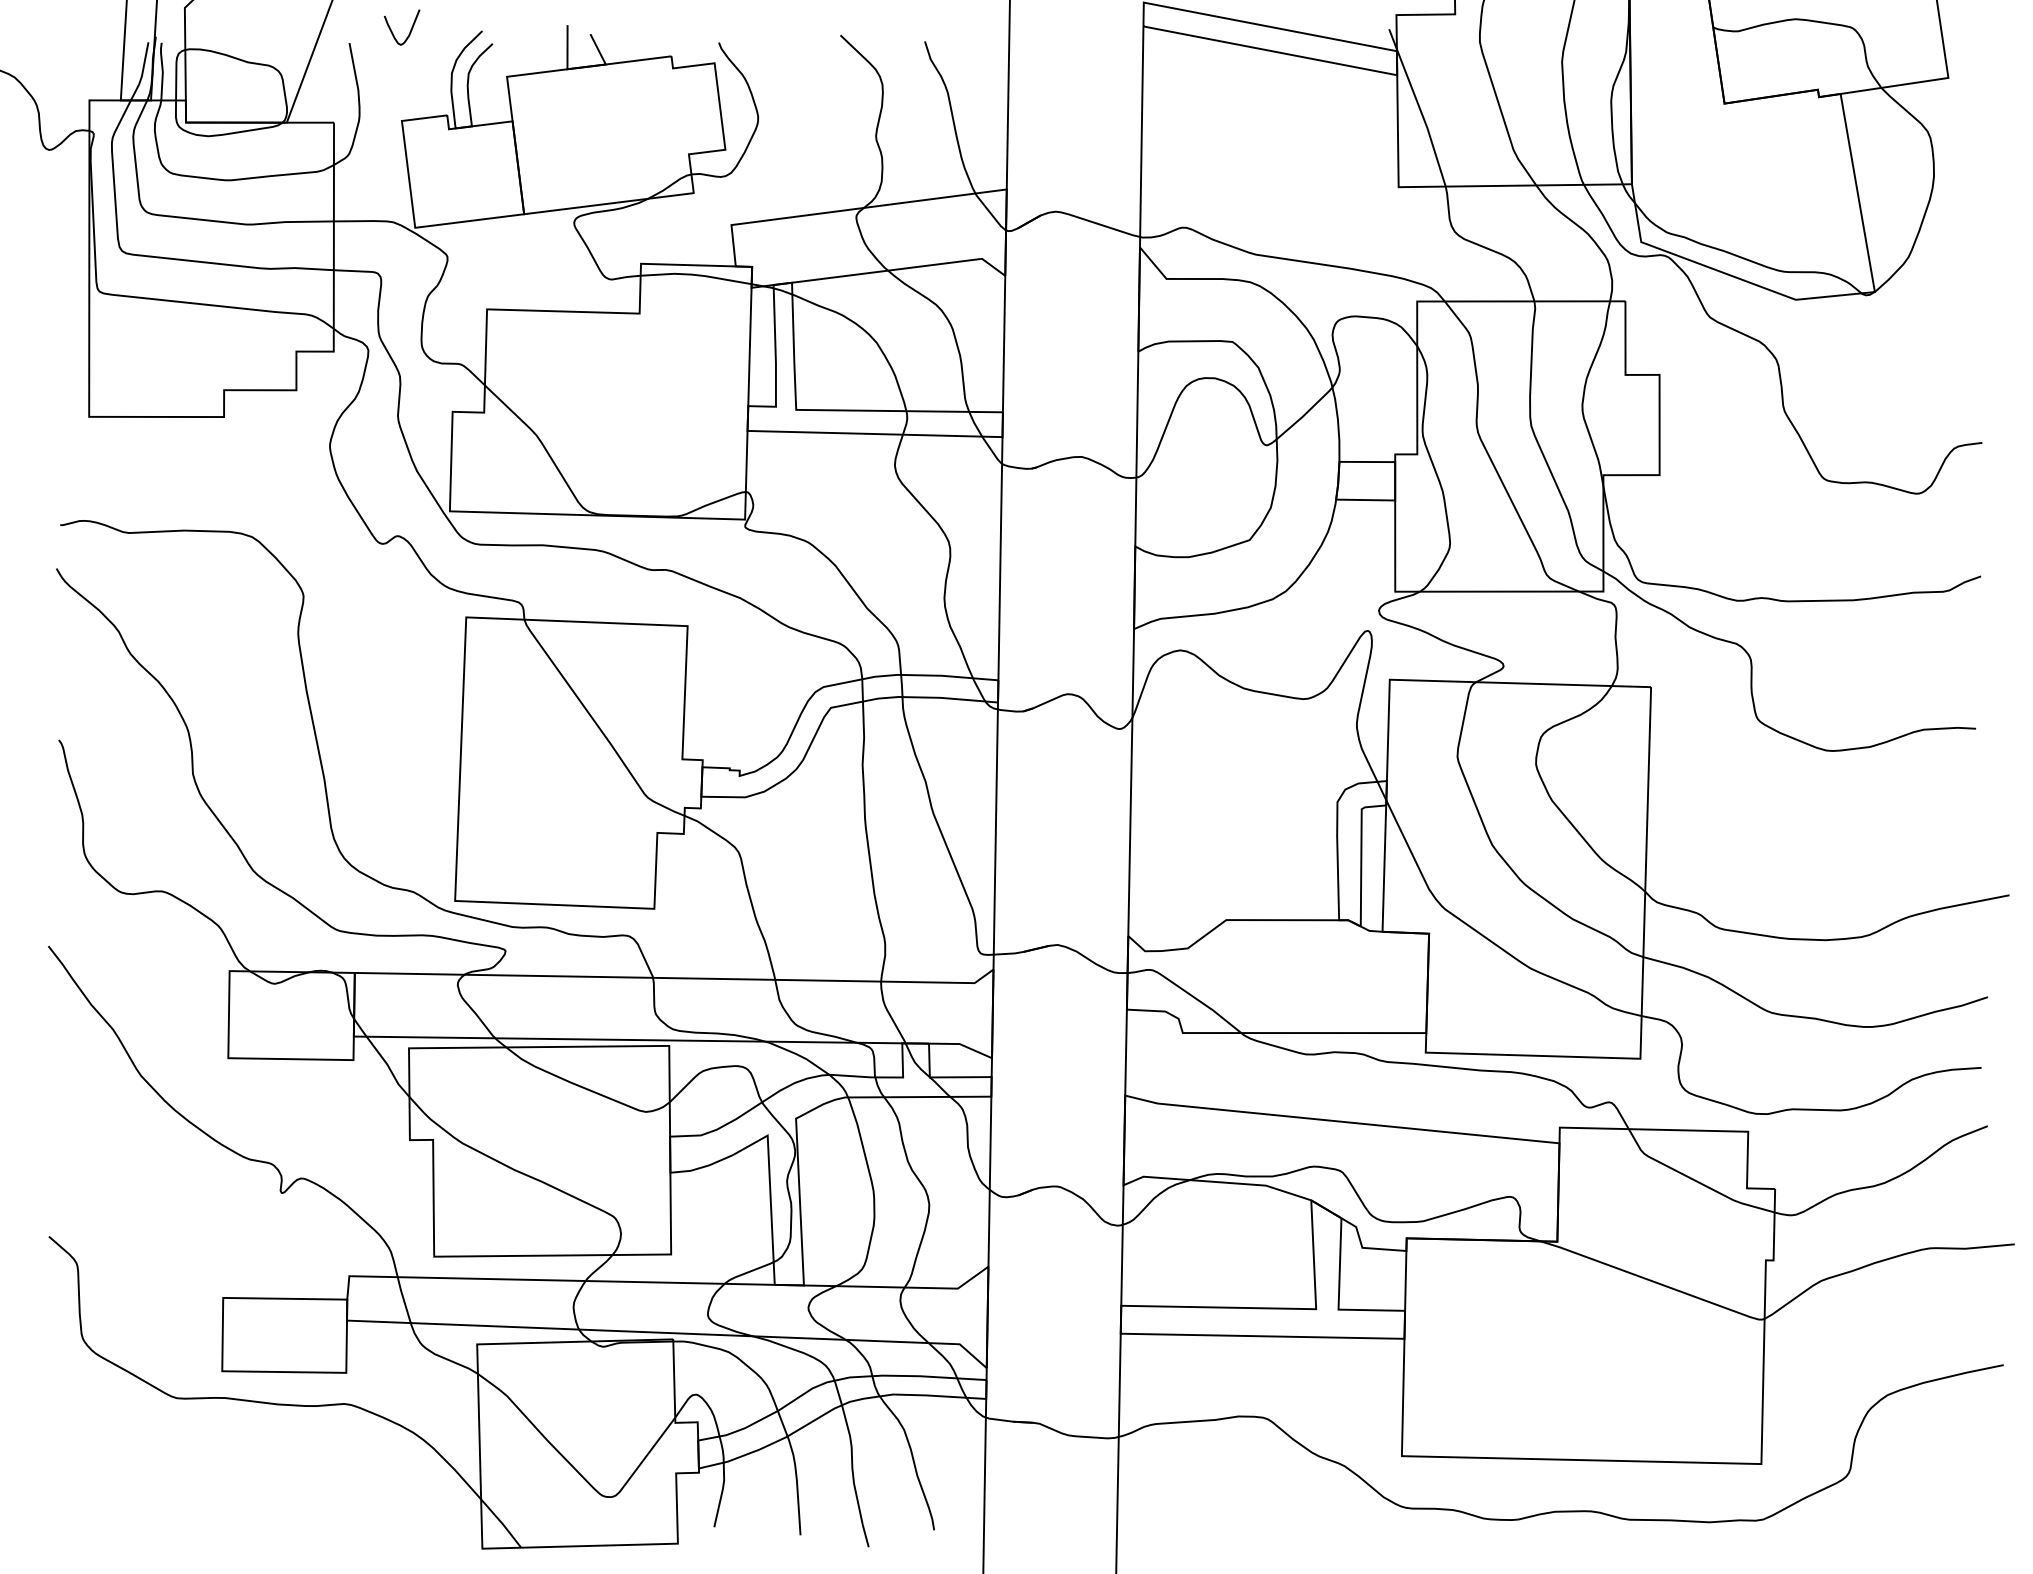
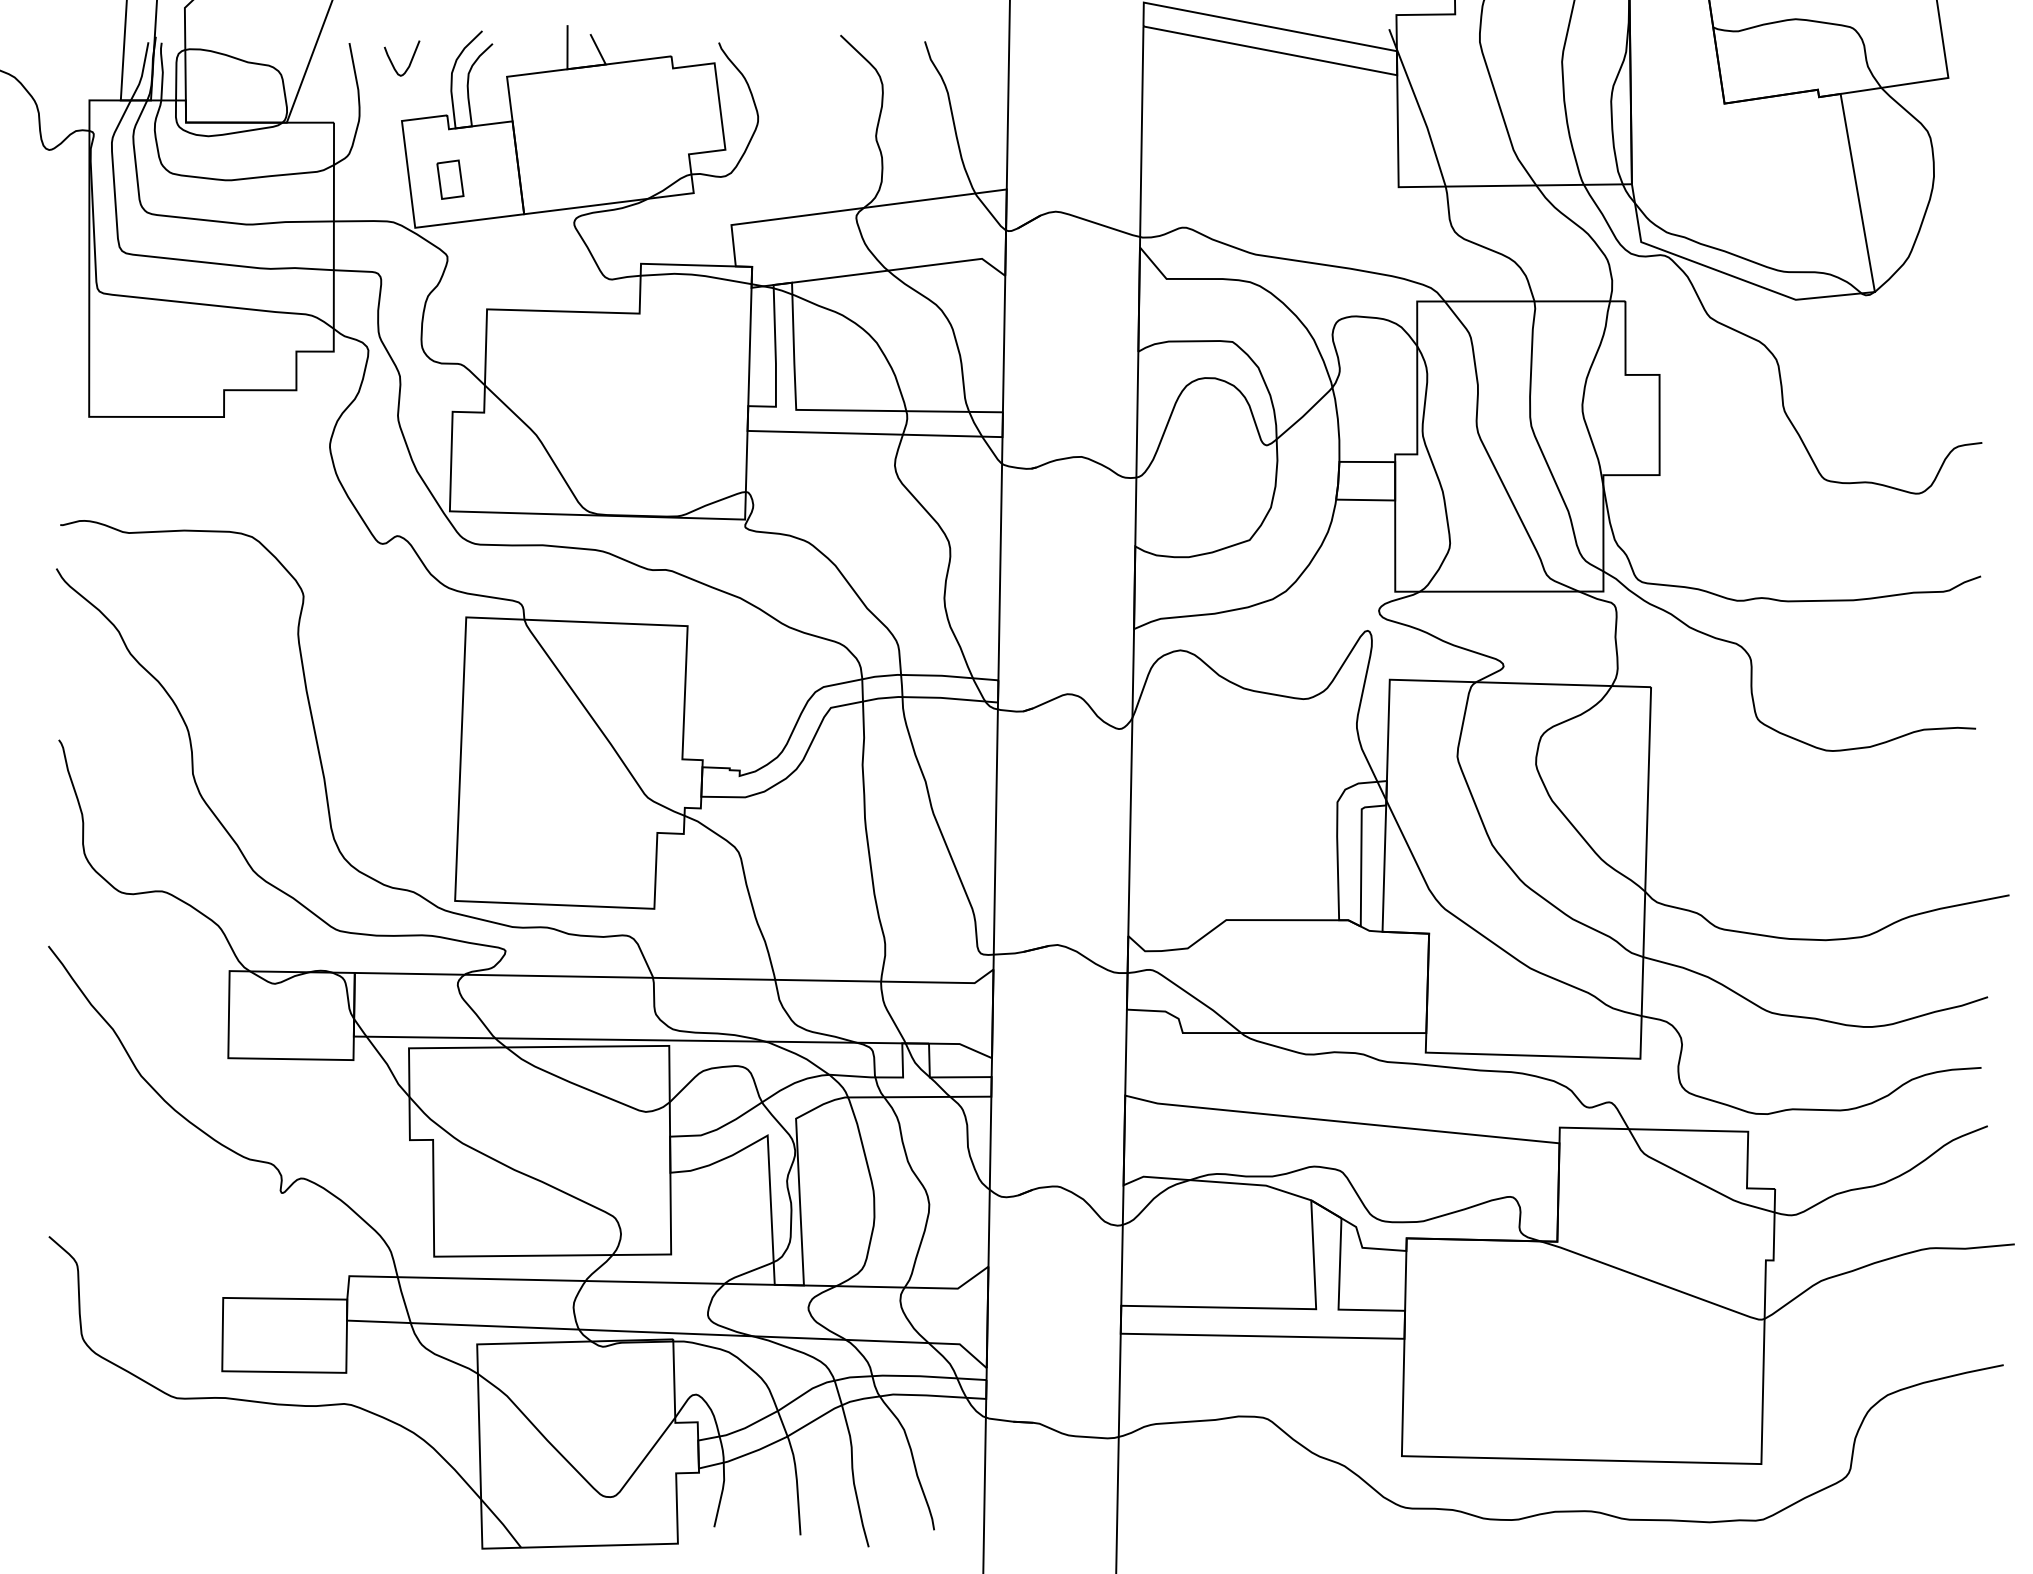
curve position: (409, 31) -> (409, 62) (409, 62)
part: none -> present (450, 179)
